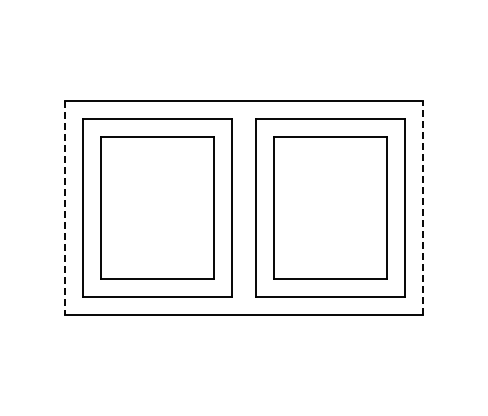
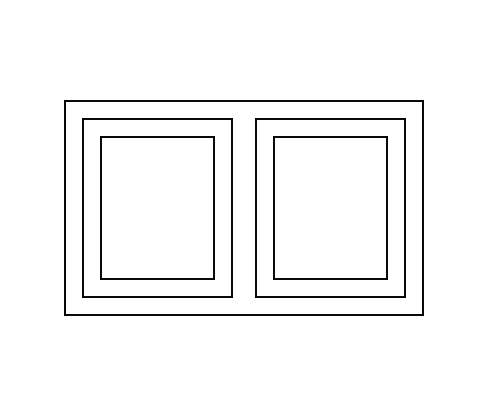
line: dashed -> solid (422, 207)
line: dashed -> solid (65, 208)
